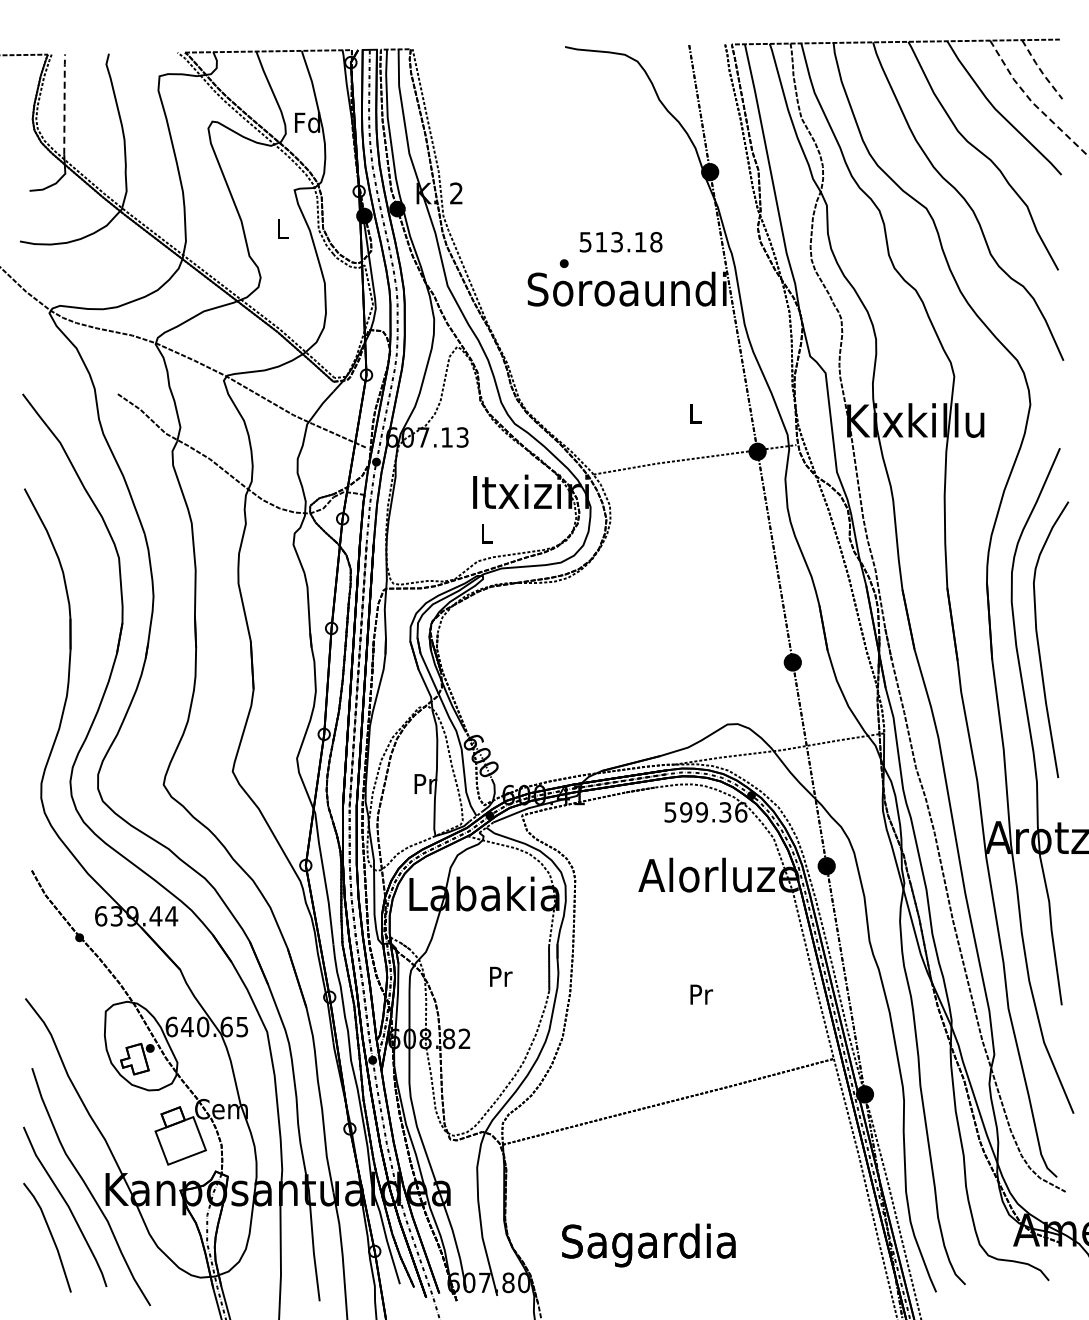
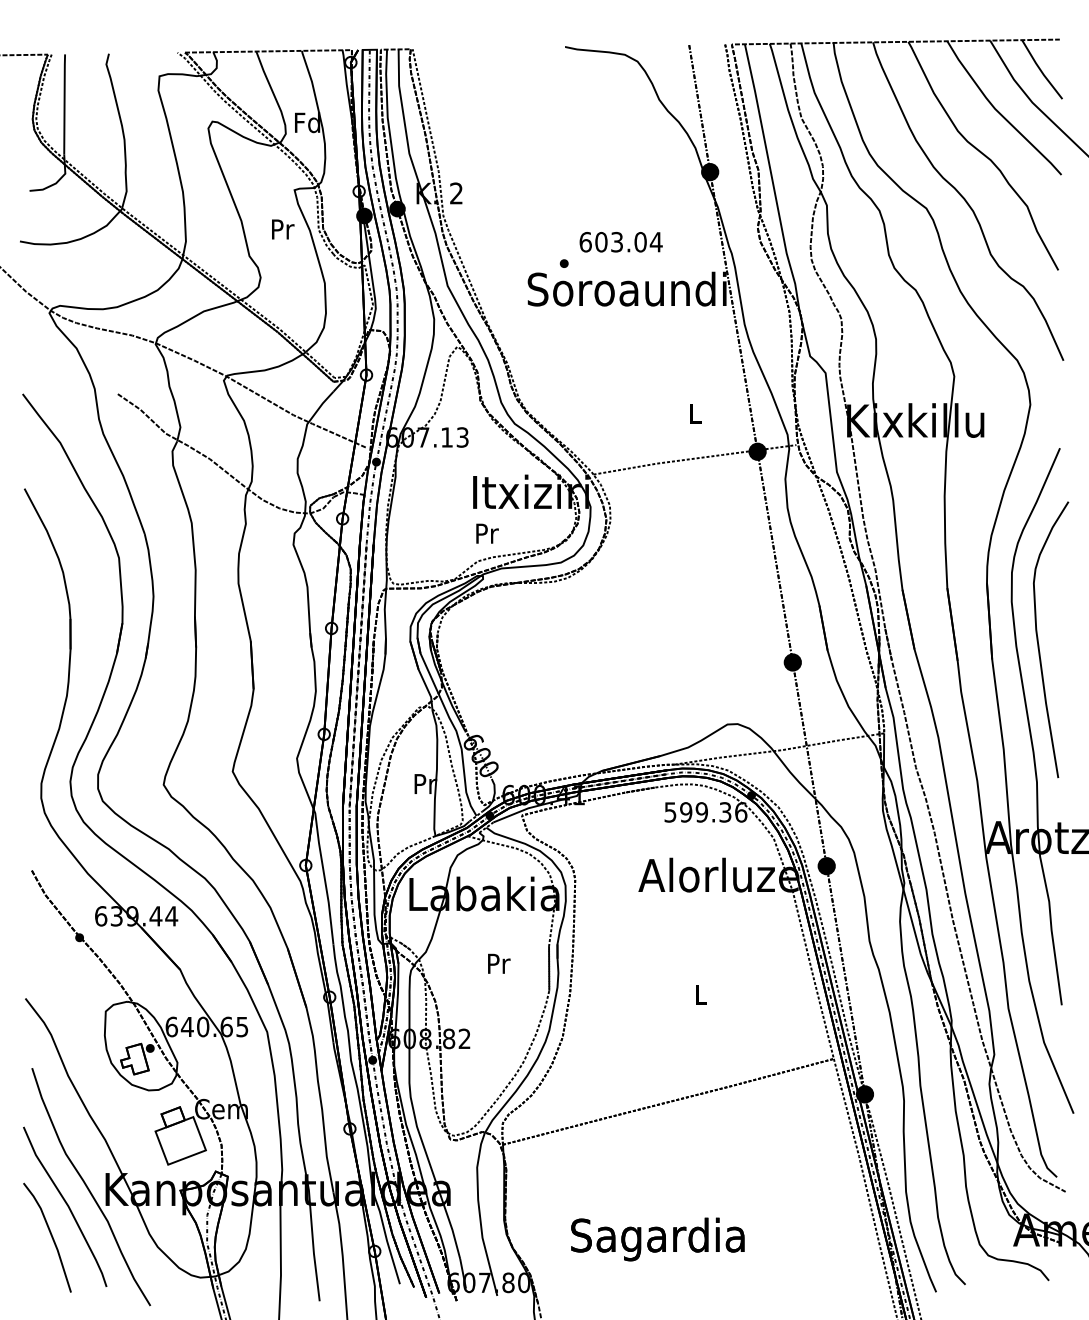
line: dashed -> solid (1040, 70)
line: dashed -> solid (1032, 102)
line: dashed -> solid (64, 103)
text: L -> Pr (283, 229)
text: 513.18 -> 603.04 (620, 241)
text: L -> Pr (487, 533)
text position: (501, 976) -> (499, 963) (499, 963)
text: Pr -> L (701, 994)
text position: (648, 1245) -> (657, 1239) (657, 1239)
